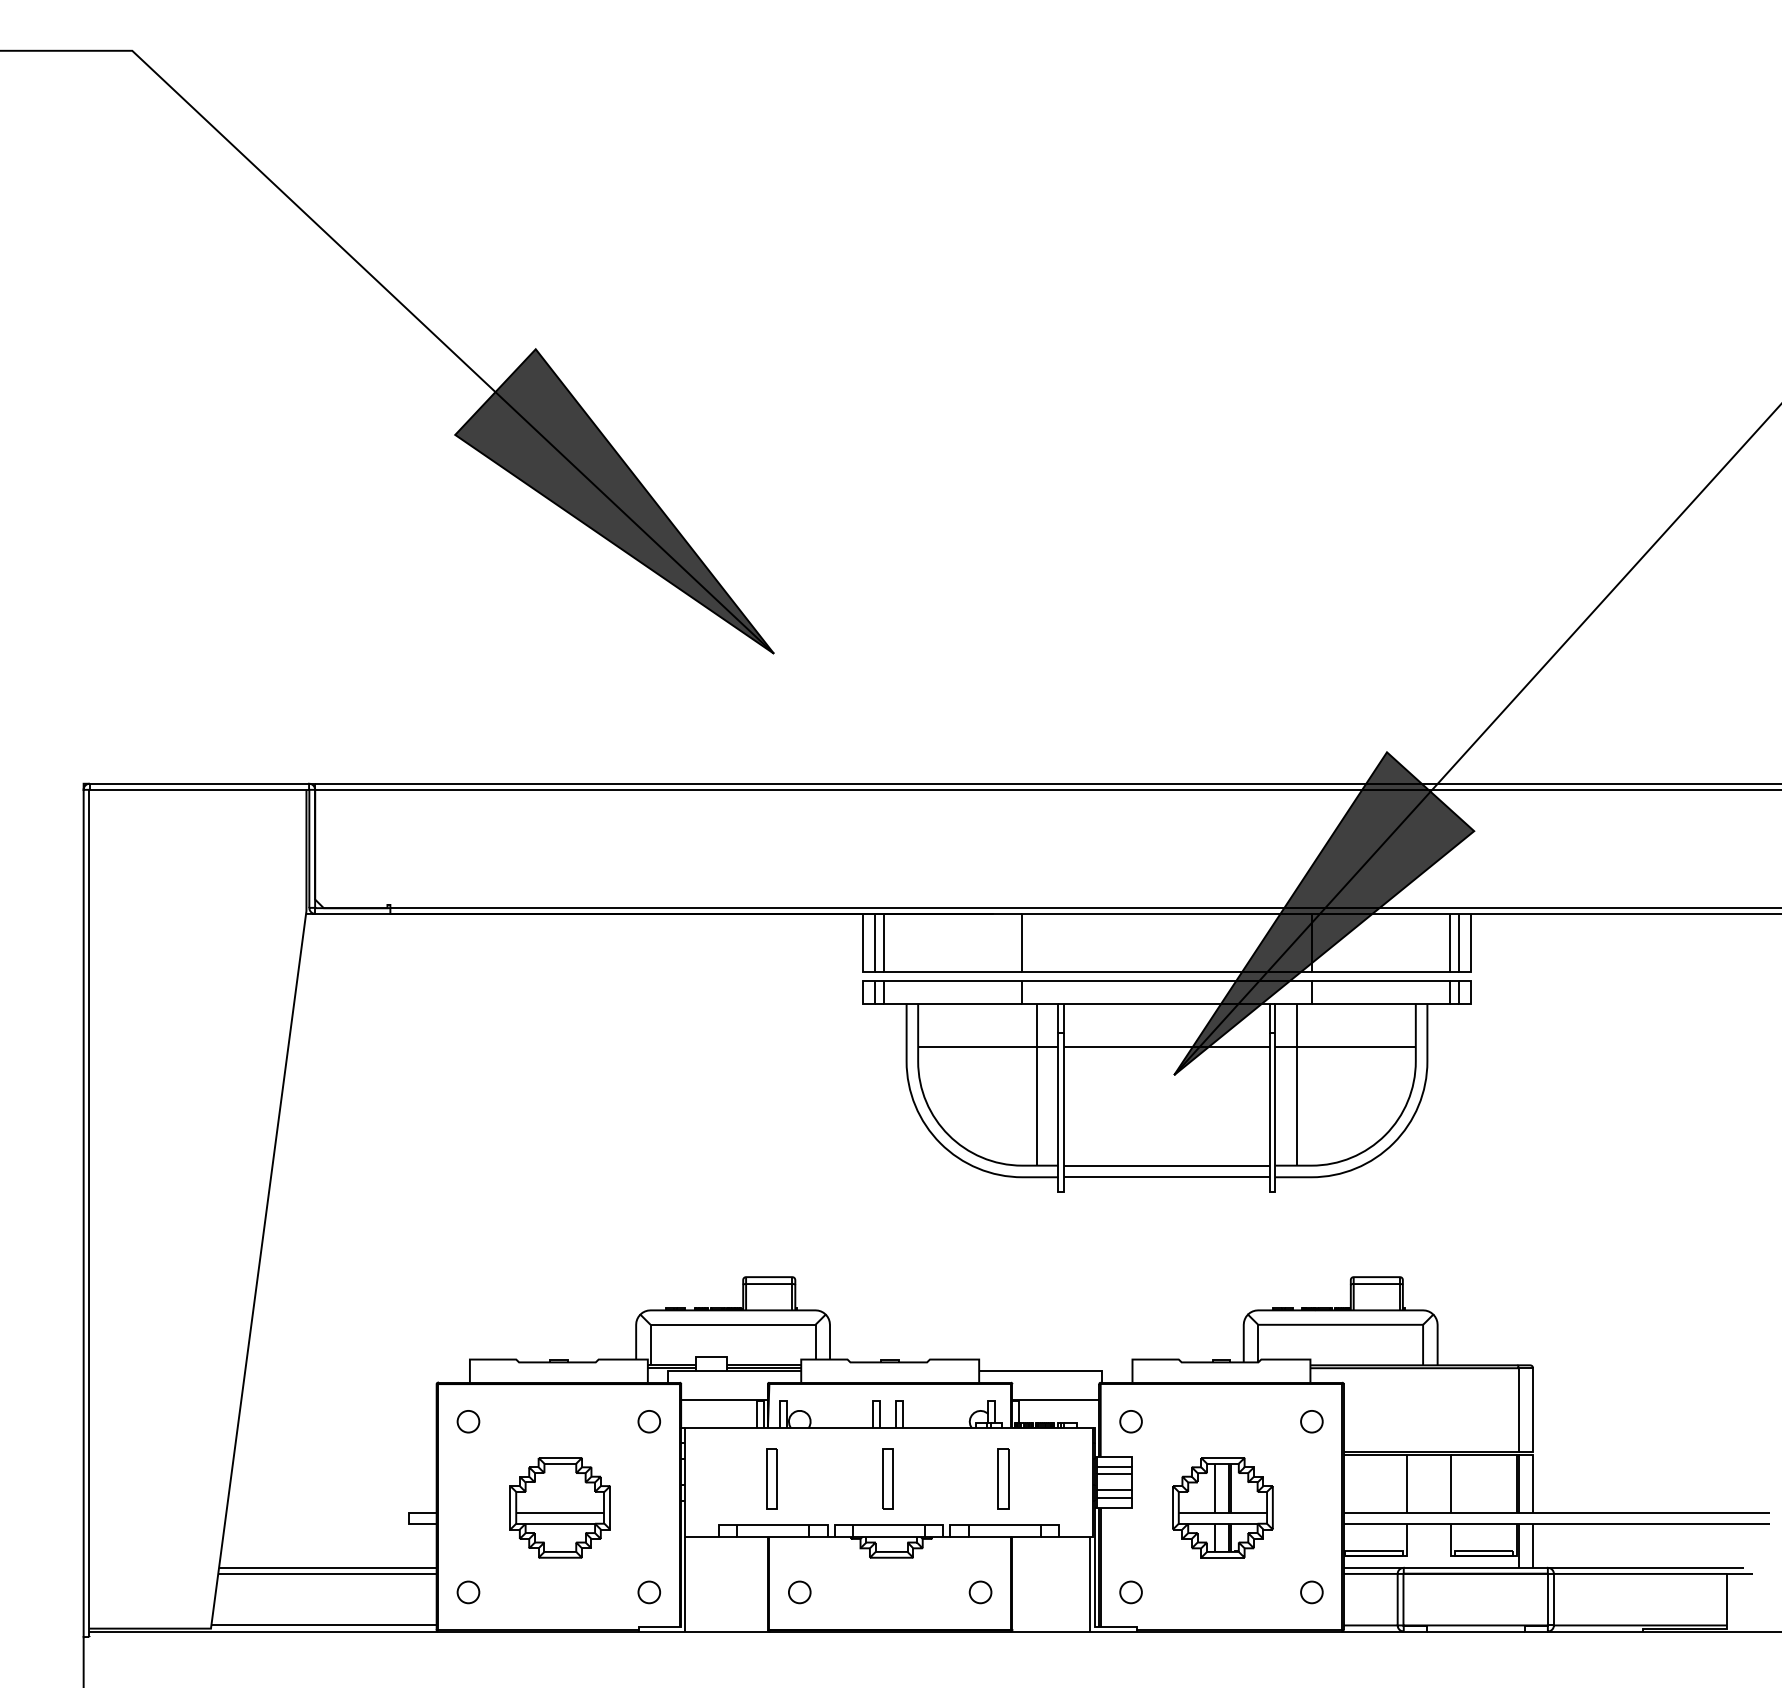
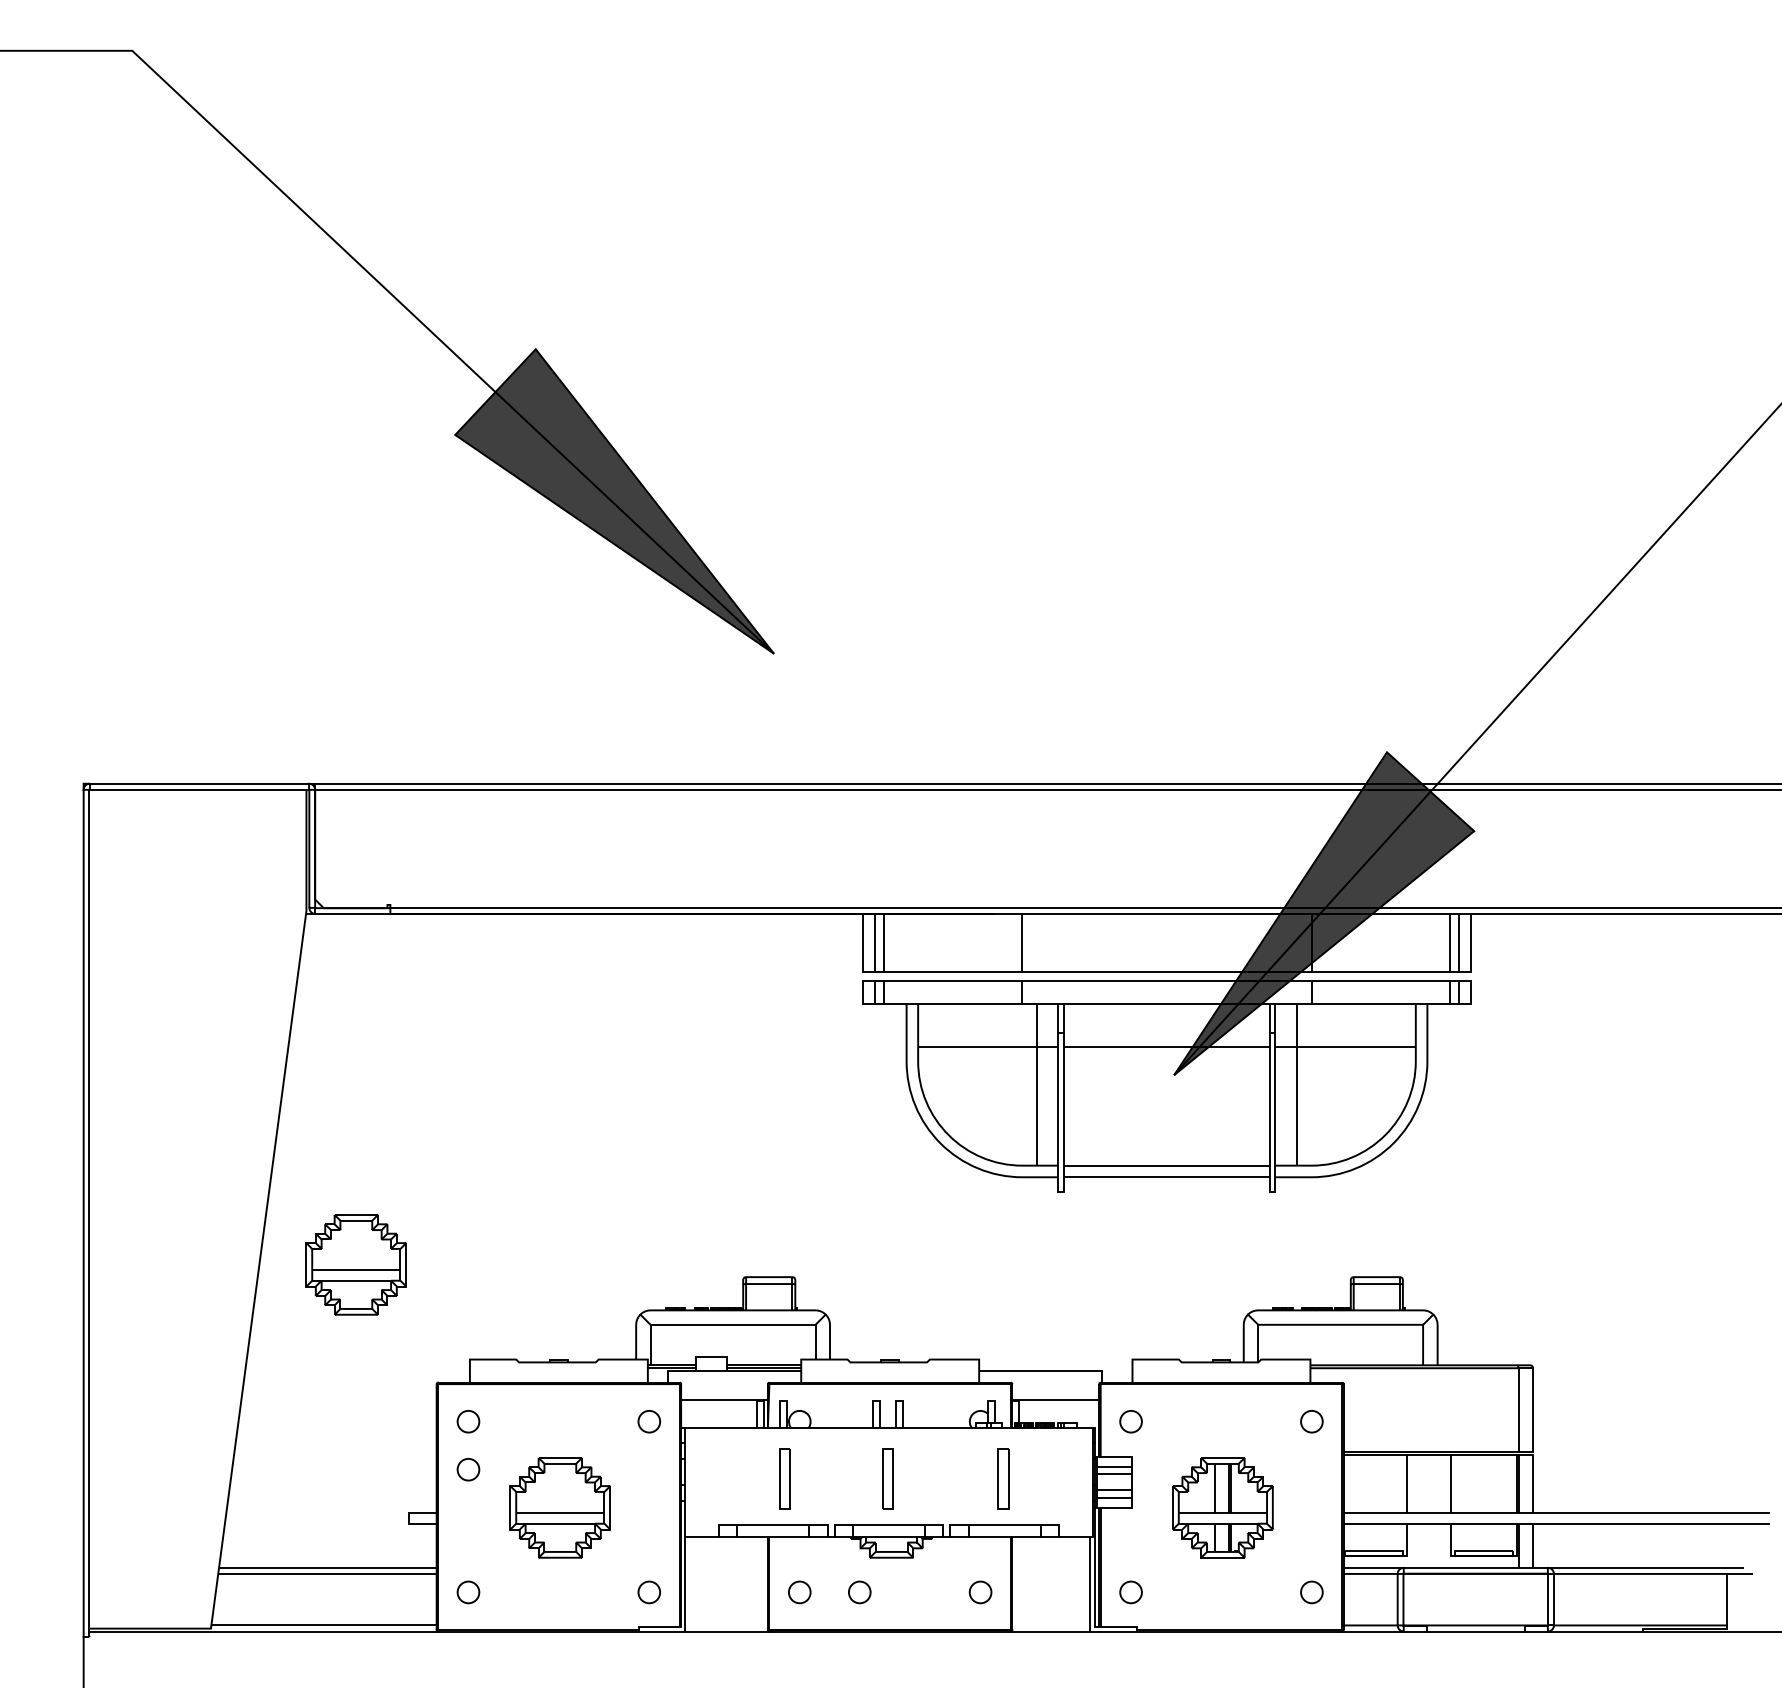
part: none -> present (355, 1264)
circle: none -> present (468, 1469)
part position: (771, 1478) -> (784, 1478) (784, 1478)
circle: none -> present (859, 1592)
